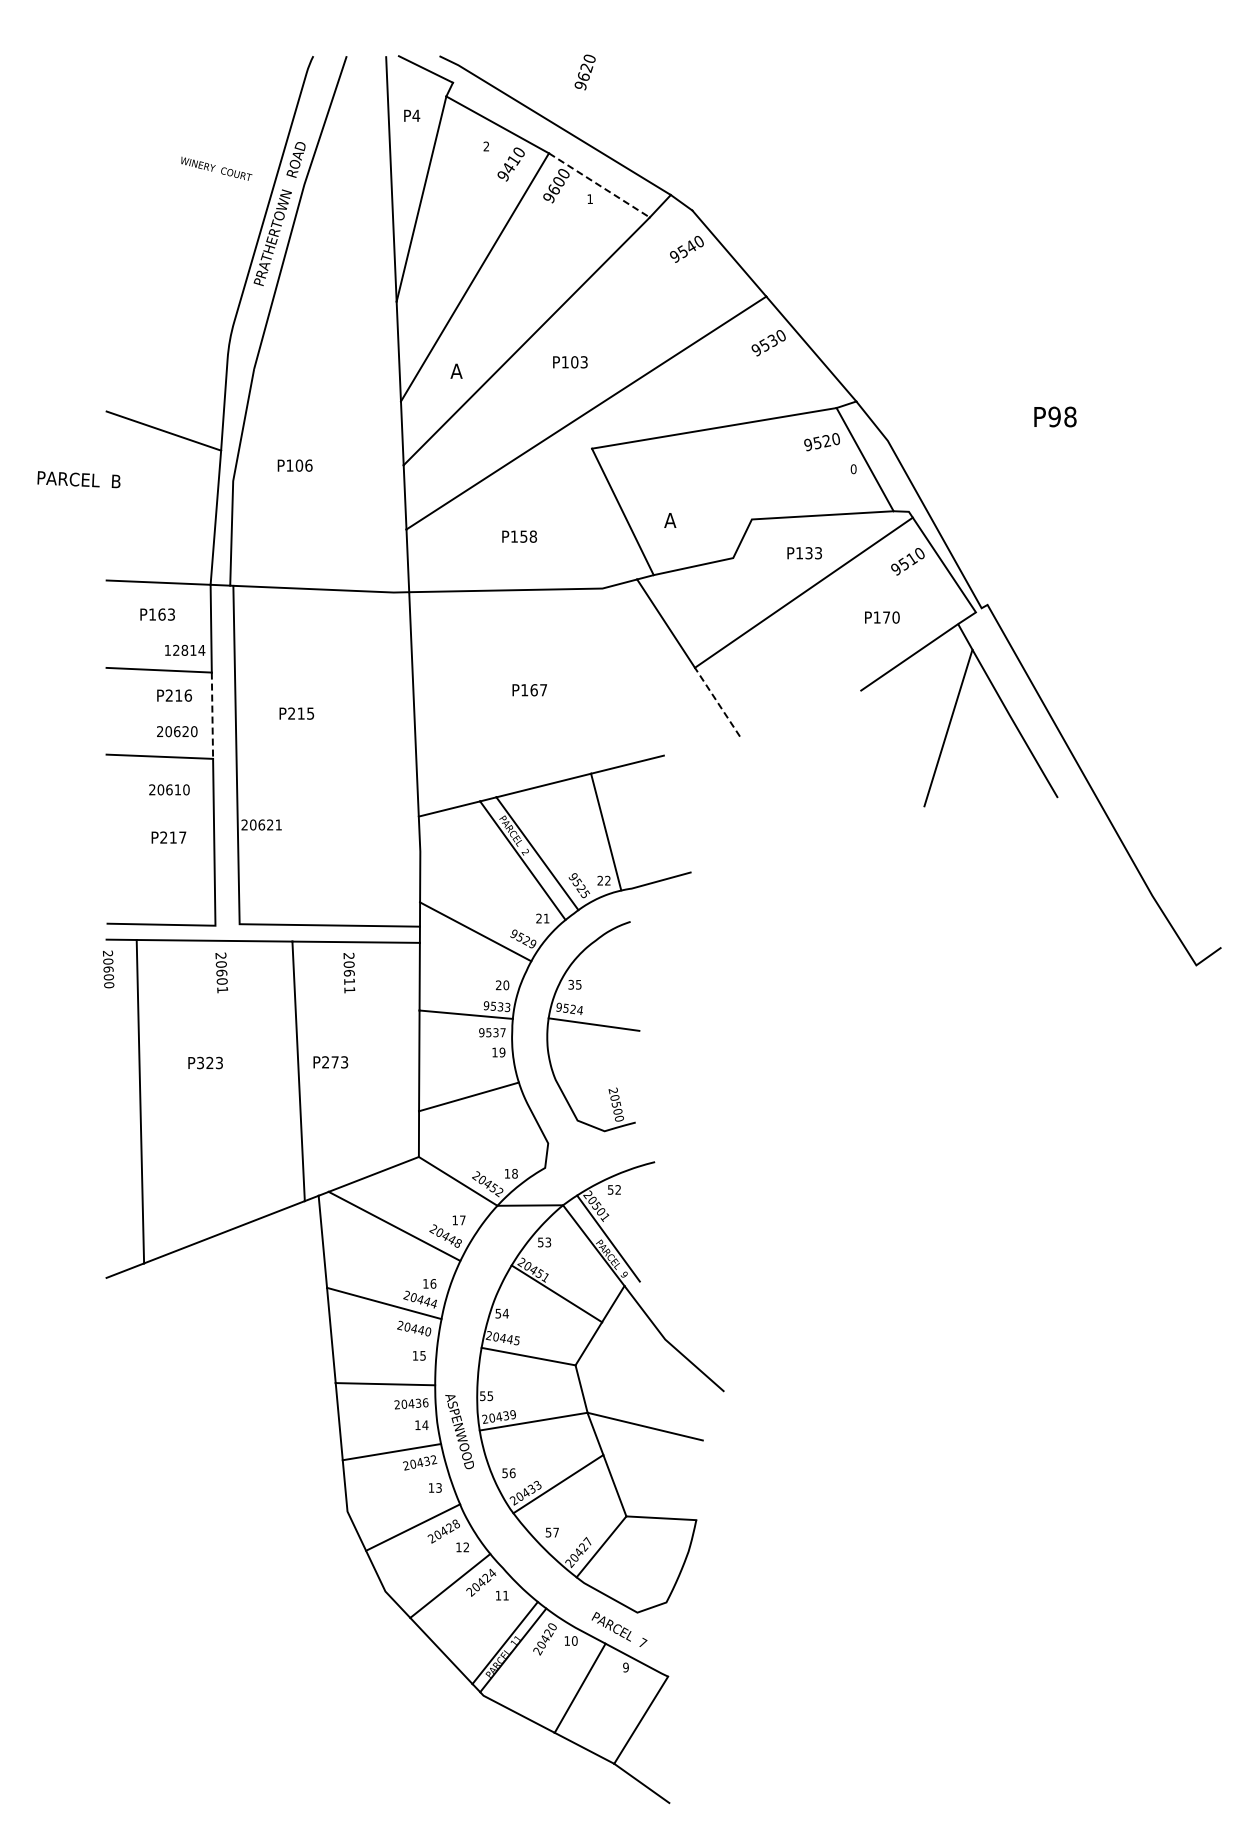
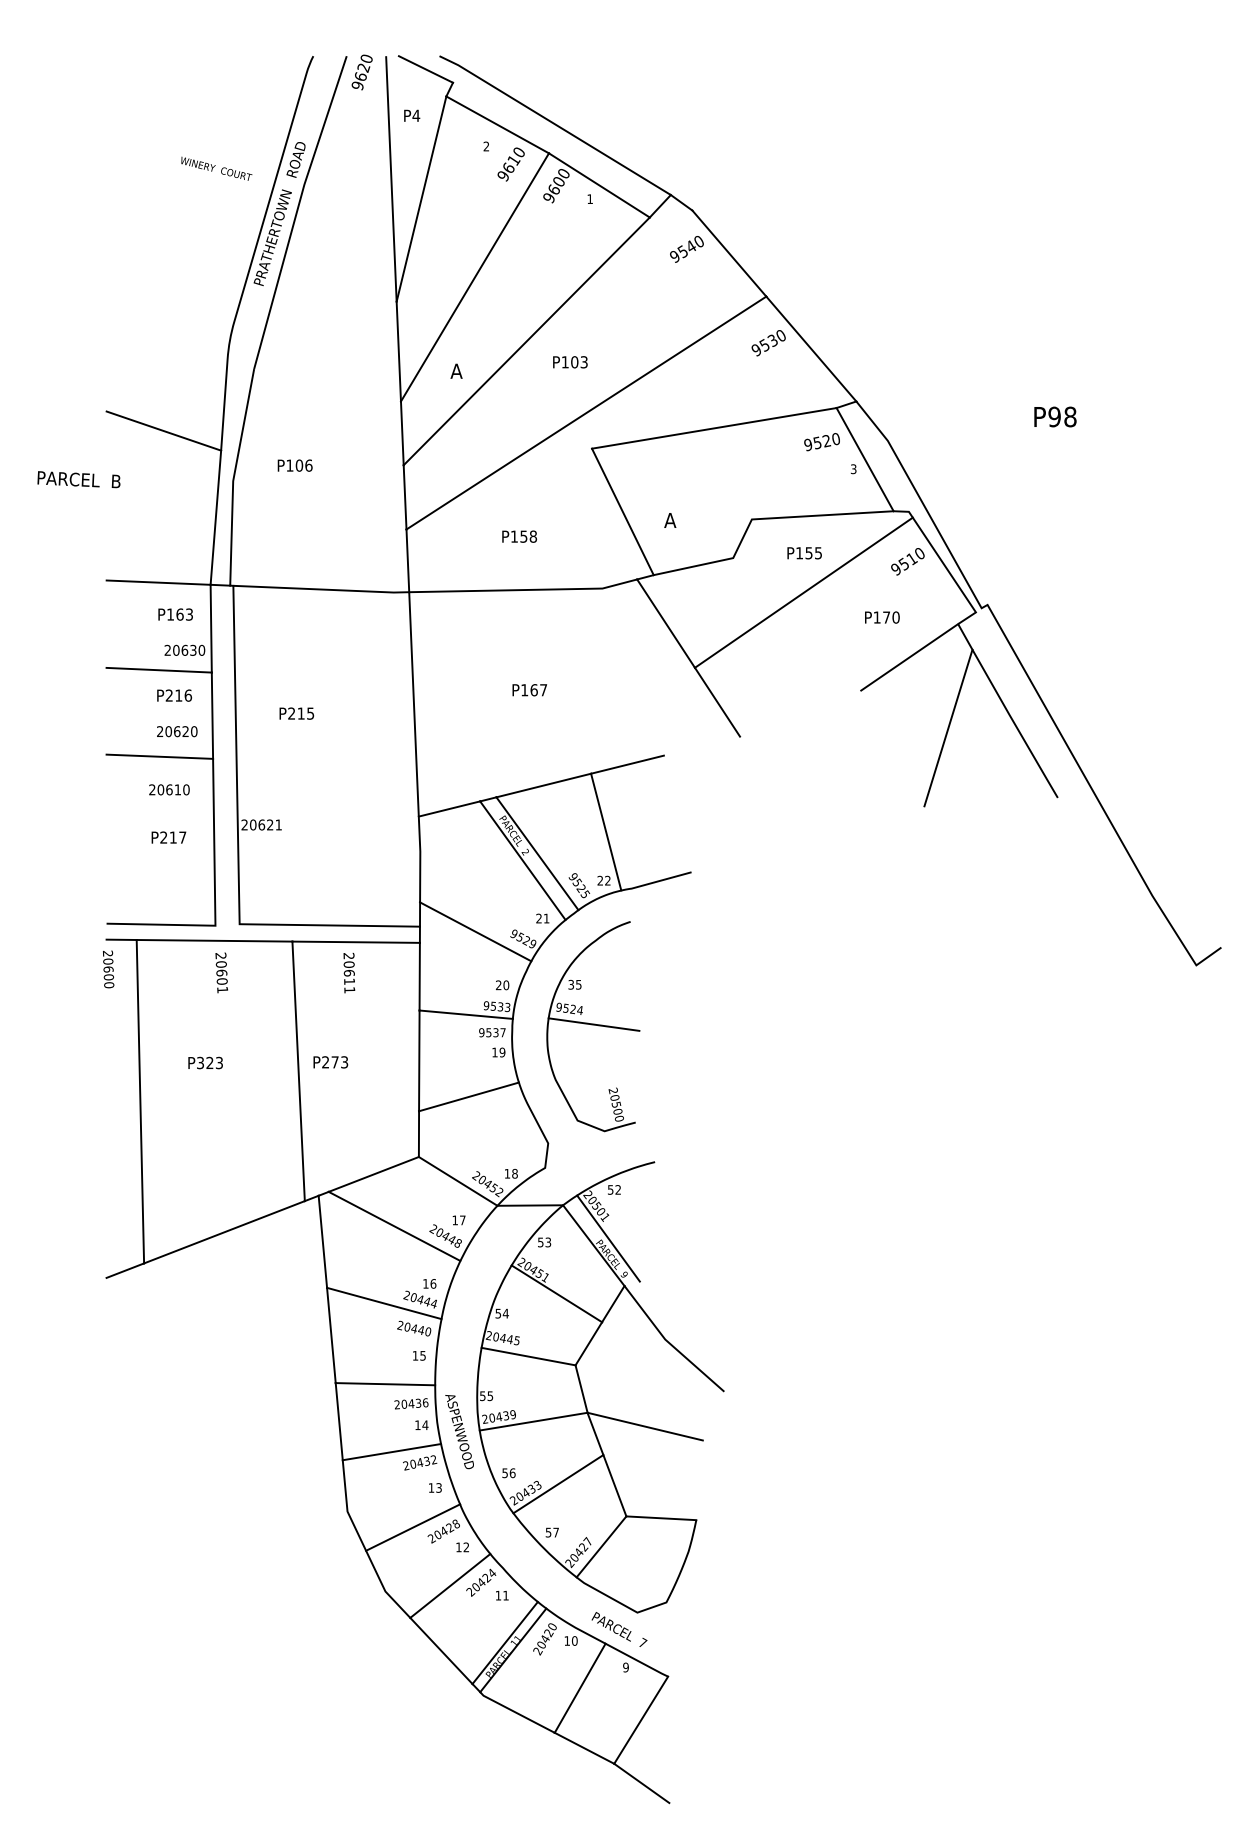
text position: (584, 72) -> (361, 72) (361, 72)
text: 9410 -> 9610 (508, 167)
line: dashed -> solid (599, 185)
text: 0 -> 3 (853, 469)
text: P133 -> P155 (813, 552)
text position: (157, 614) -> (175, 614) (175, 614)
text: 12814 -> 20630 (184, 649)
line: dashed -> solid (717, 701)
line: dashed -> solid (212, 716)
